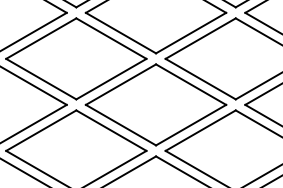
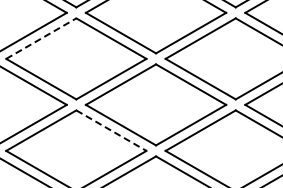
line: solid -> dashed (41, 38)
line: solid -> dashed (111, 130)
